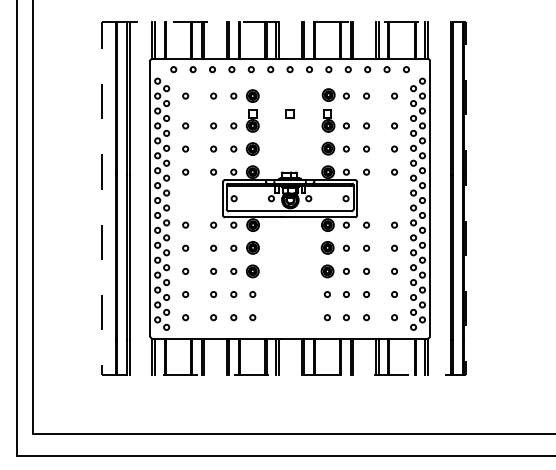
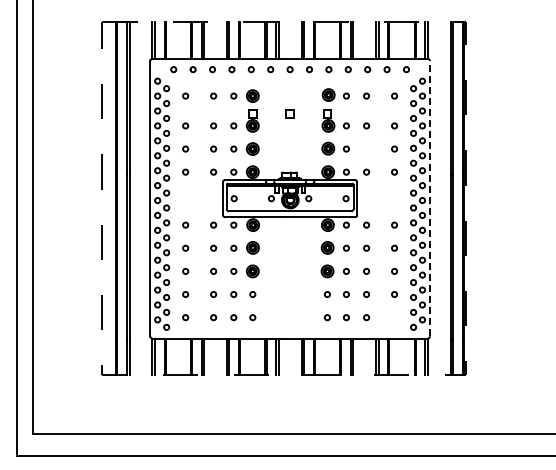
circle: present -> none (366, 148)
line: solid -> dashed (429, 198)
circle: present -> none (394, 317)
